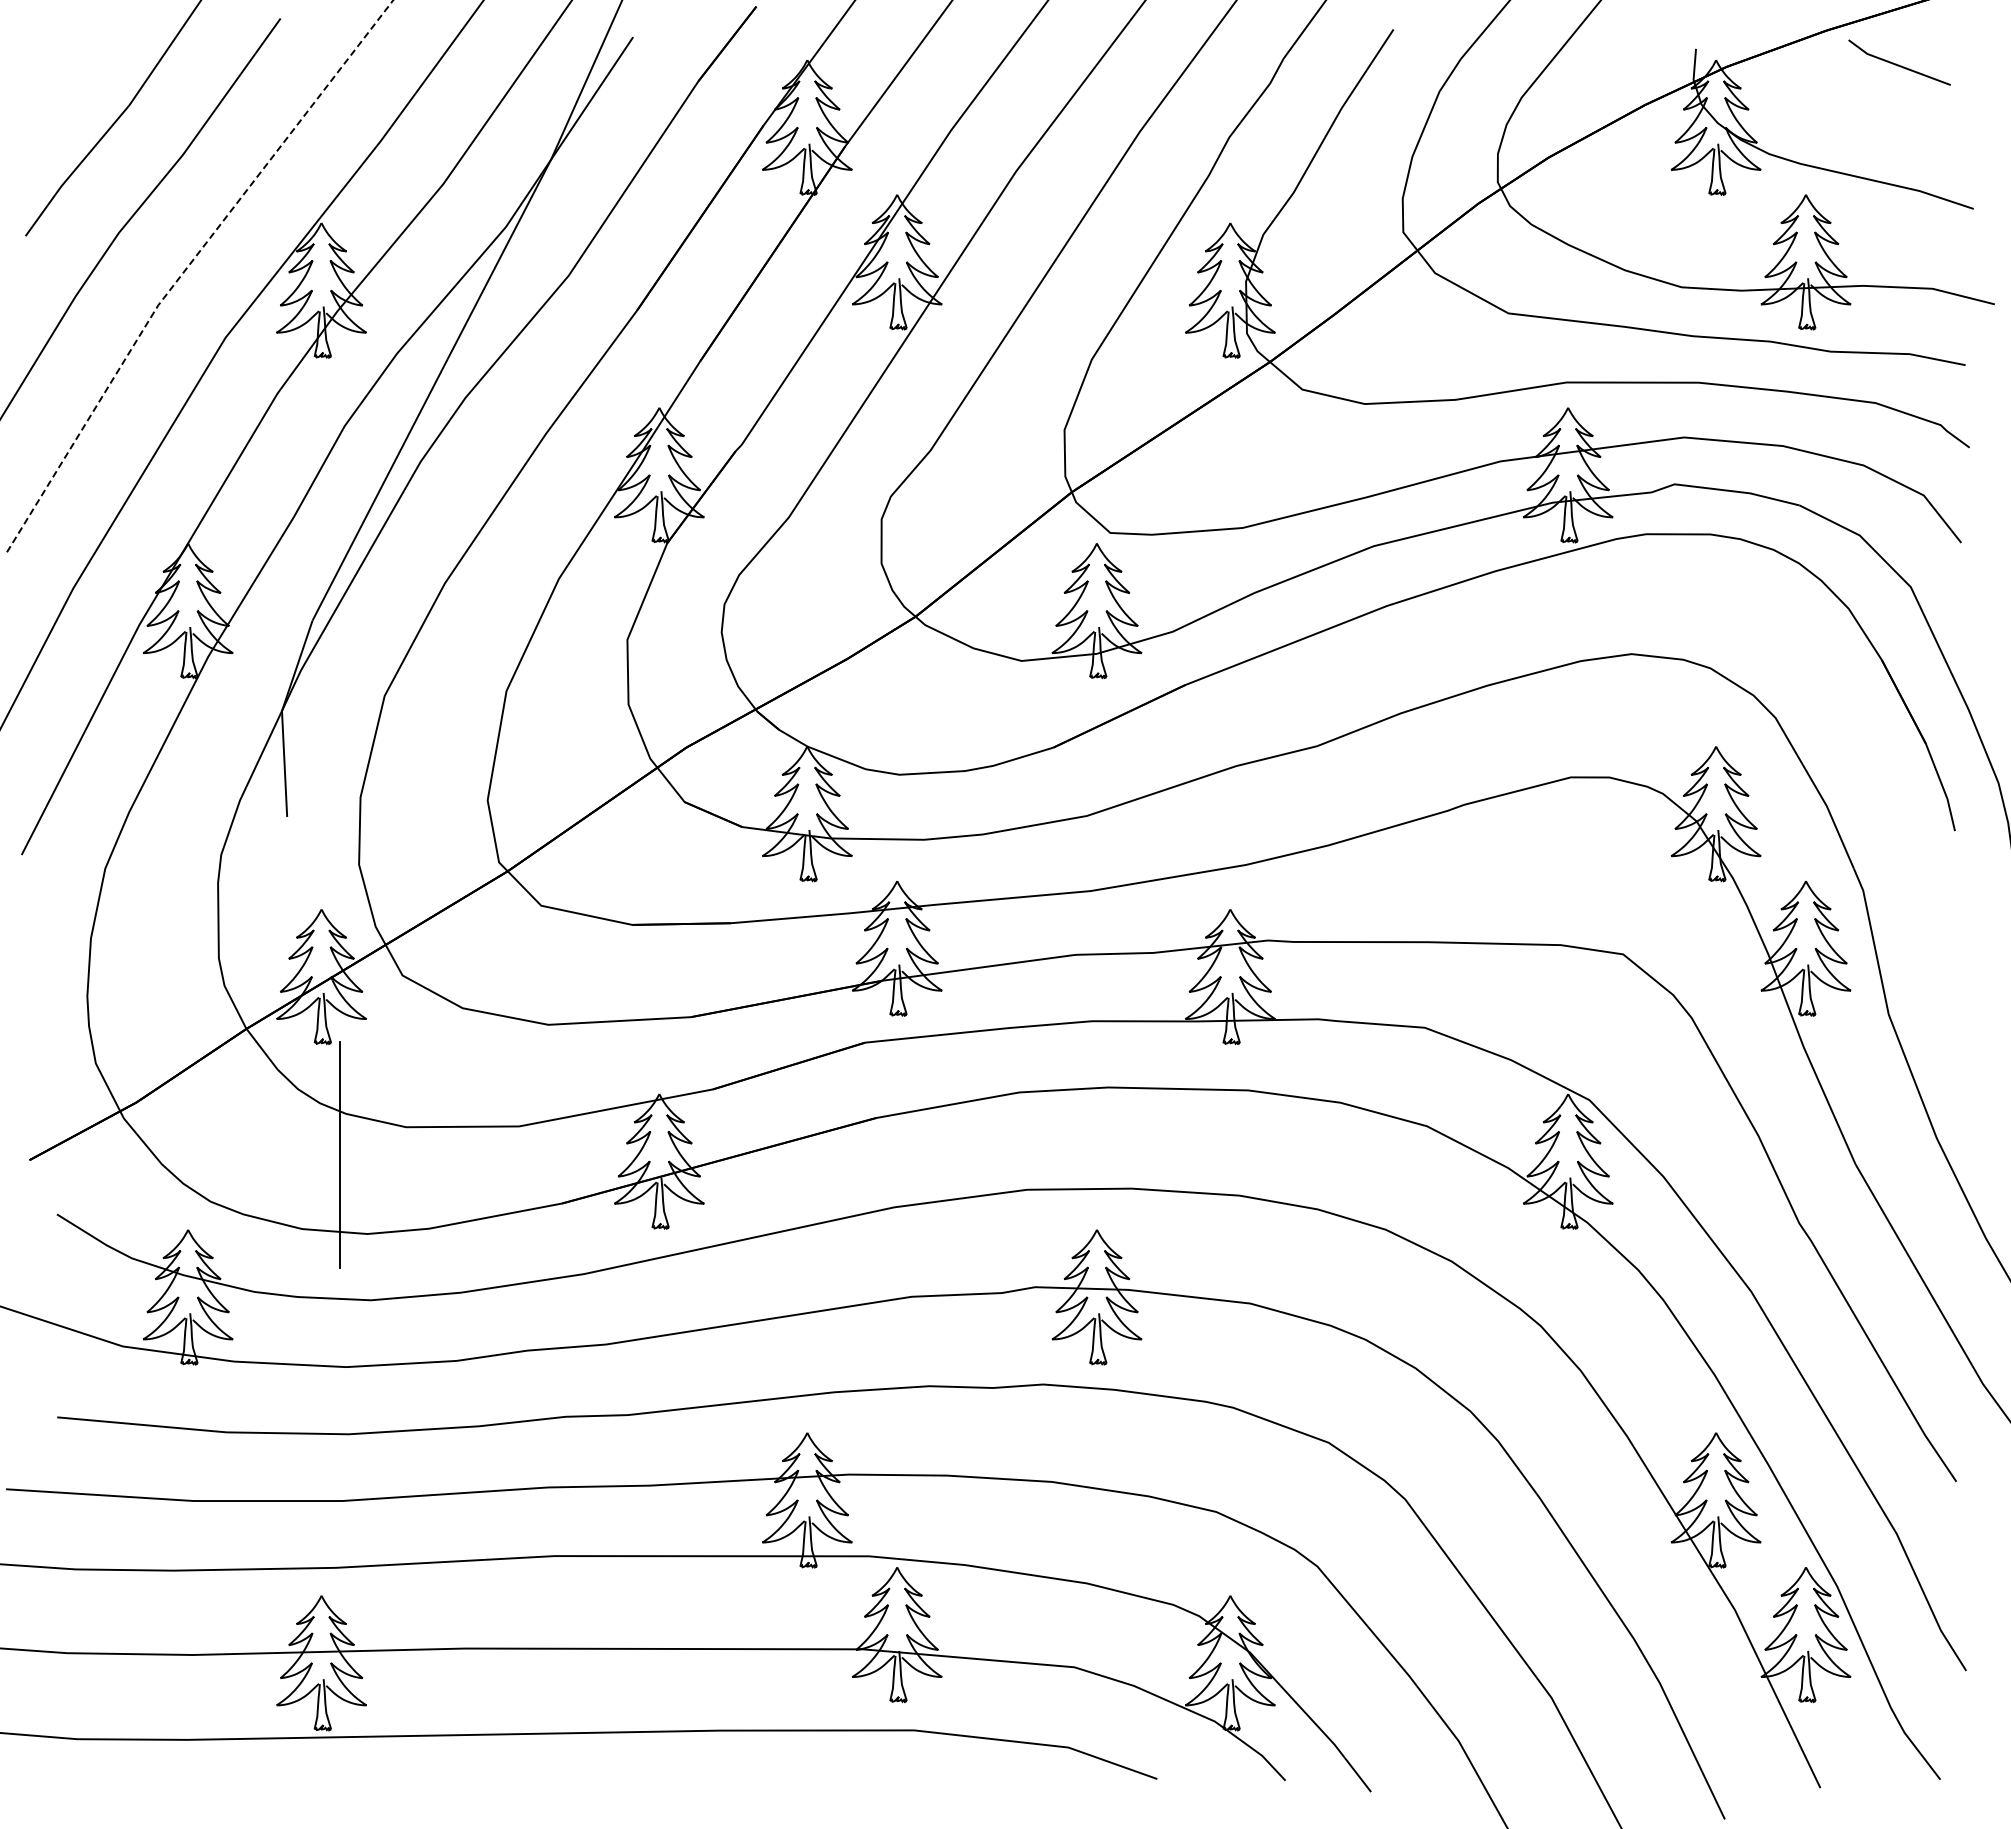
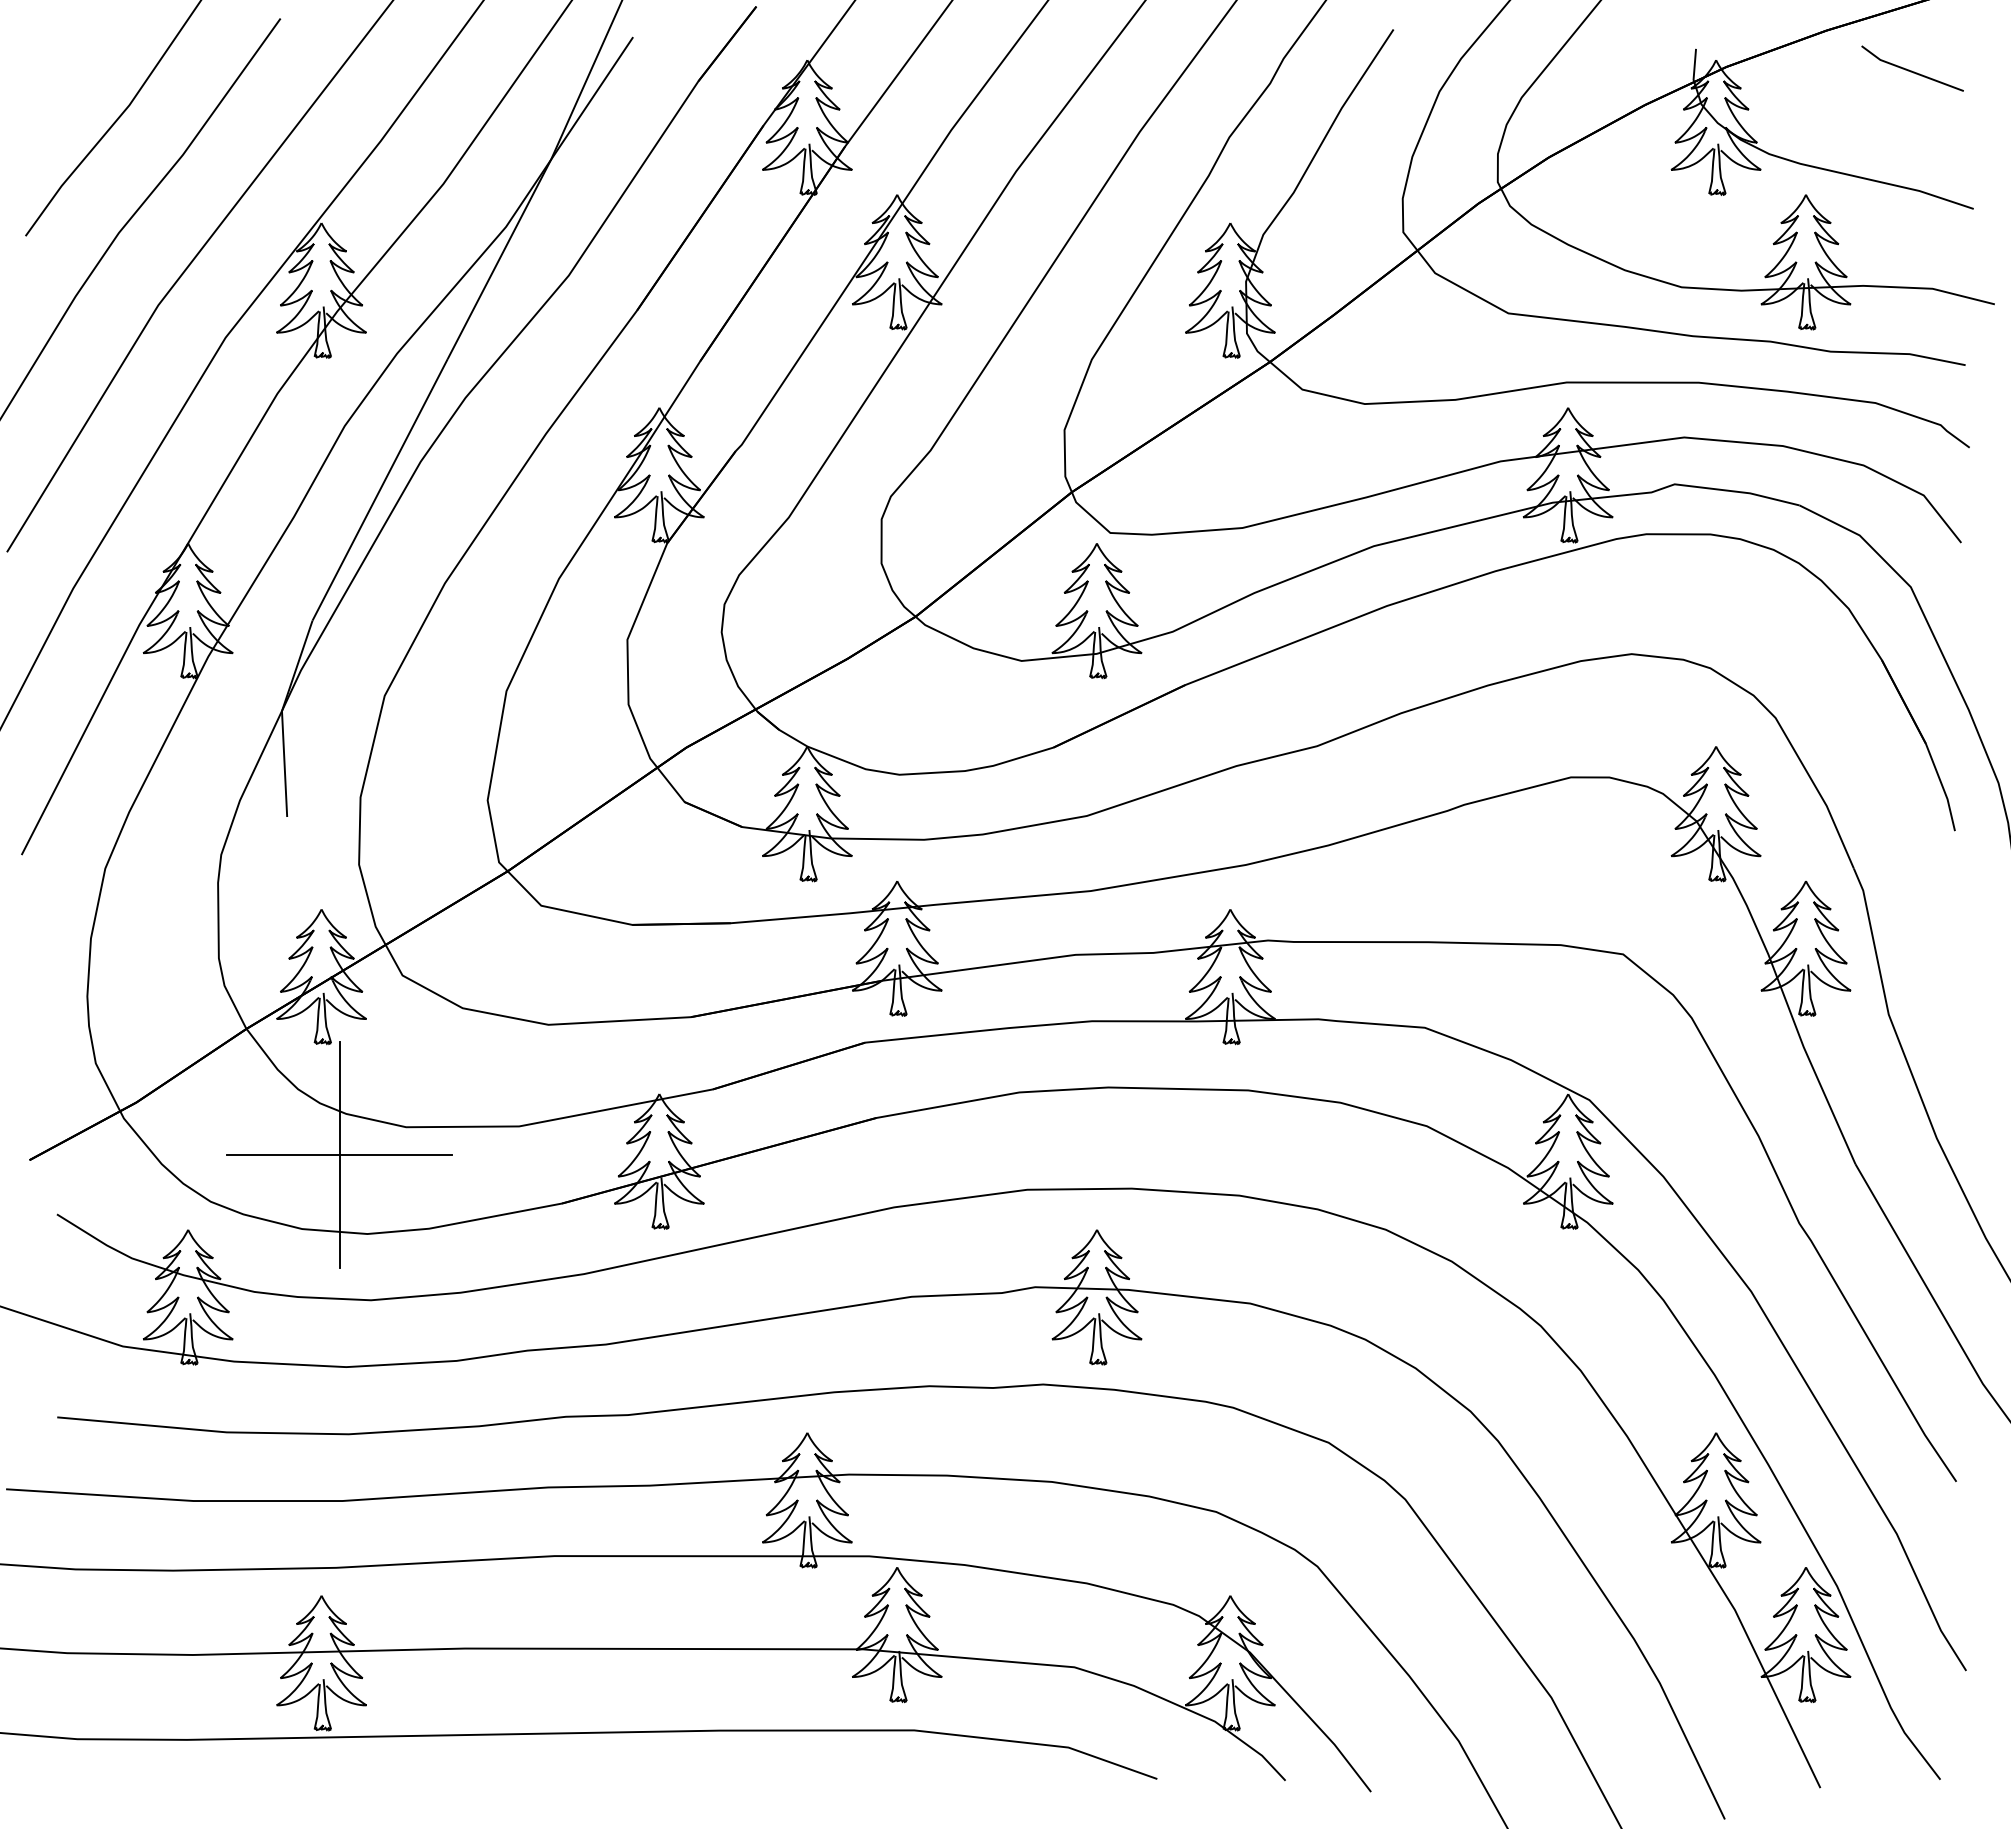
line position: (1898, 64) -> (1911, 70) (1911, 70)
line: dashed -> solid (187, 268)
line: none -> present (339, 1155)
